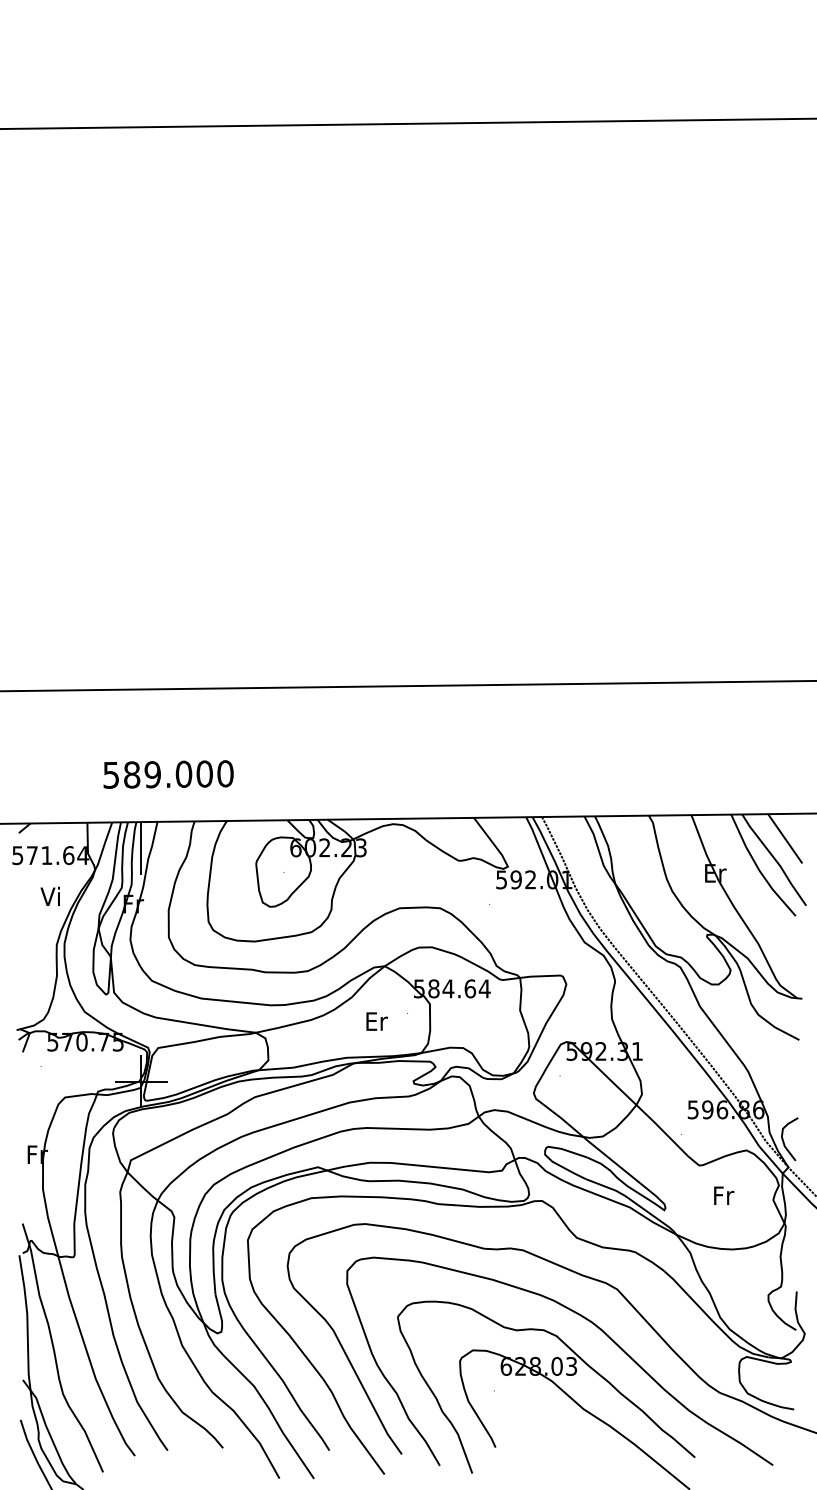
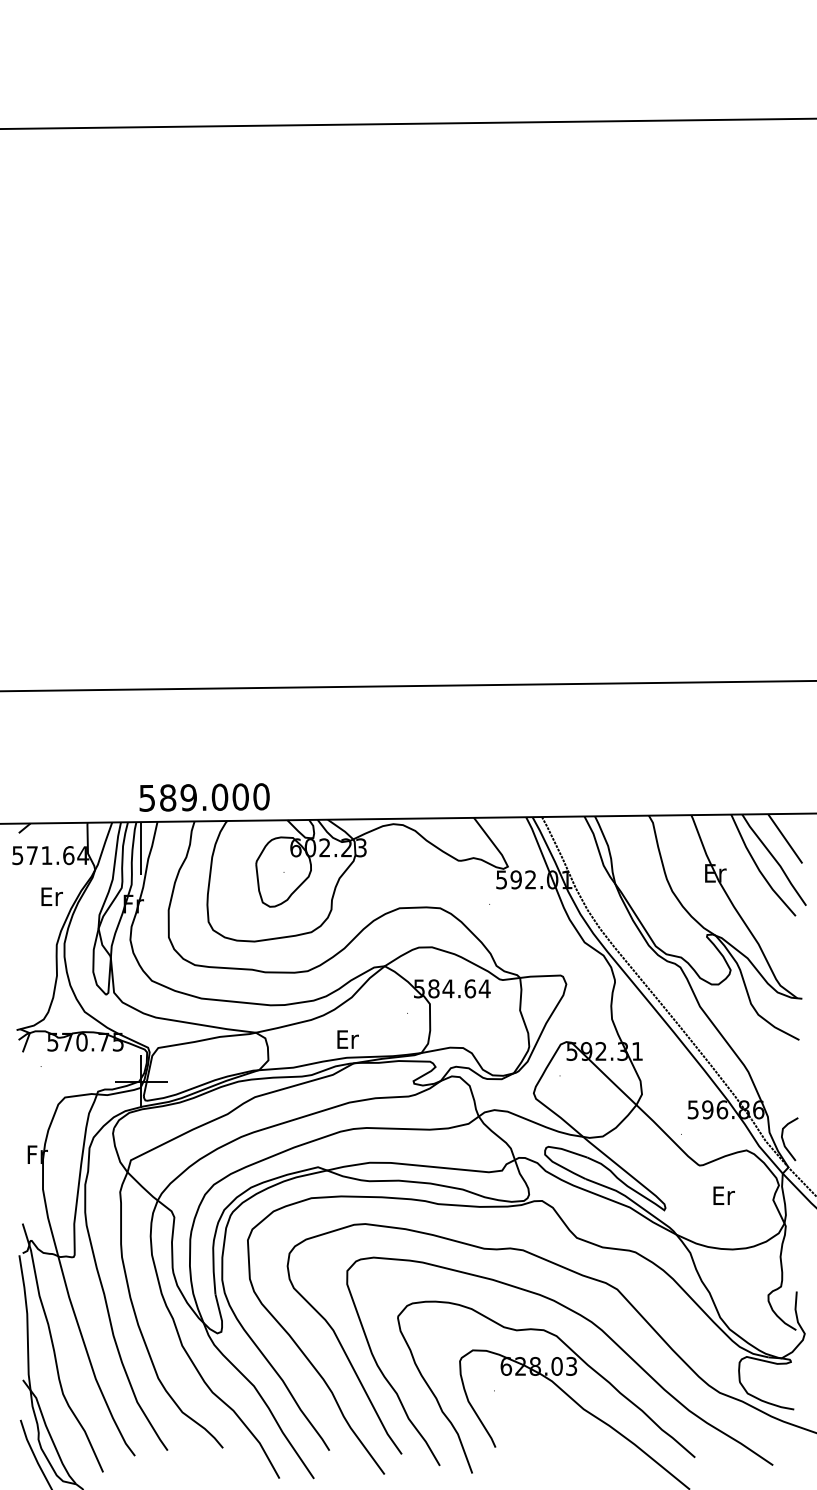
text position: (168, 774) -> (204, 797) (204, 797)
text: Vi -> Er (51, 895)
text position: (376, 1021) -> (347, 1039) (347, 1039)
text: Fr -> Er (723, 1195)
